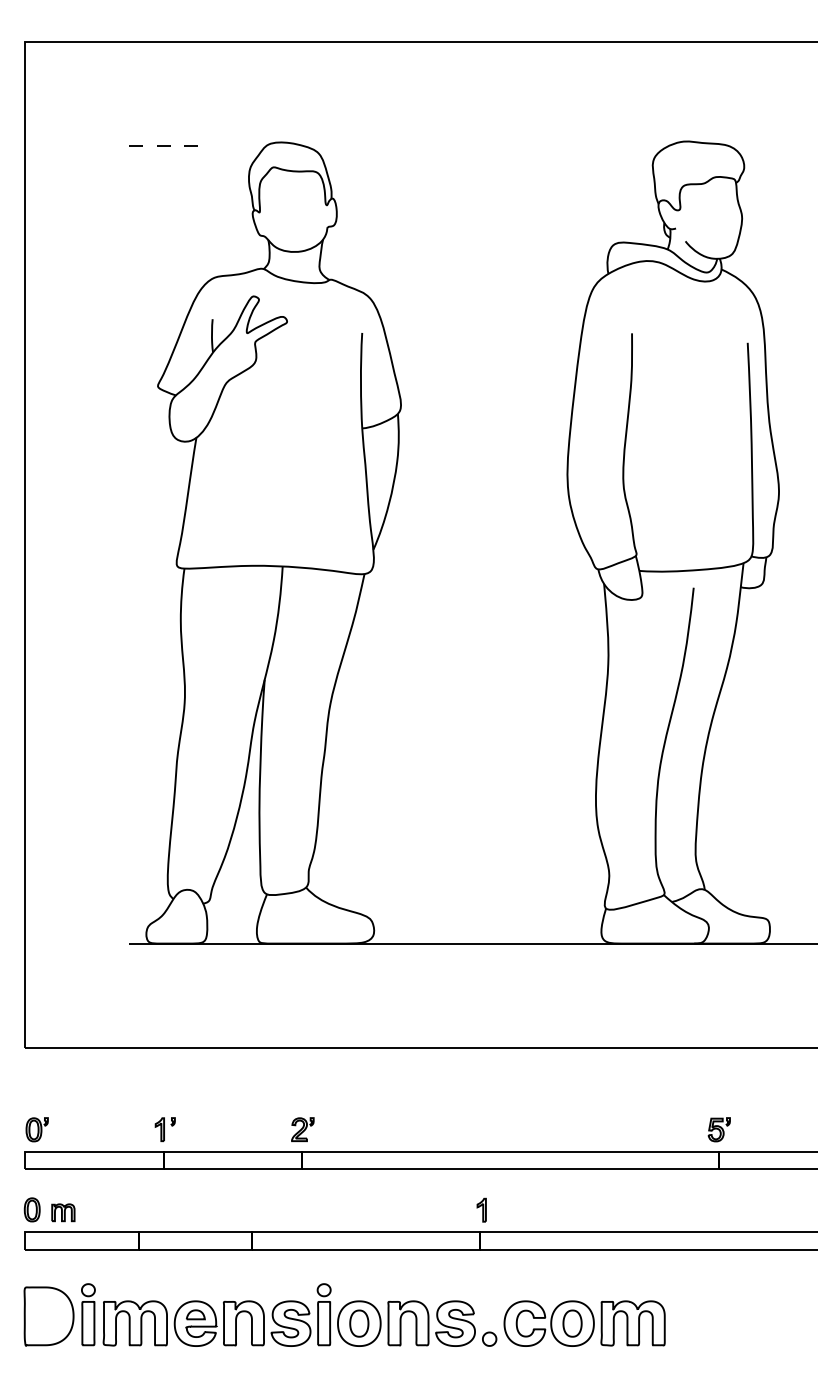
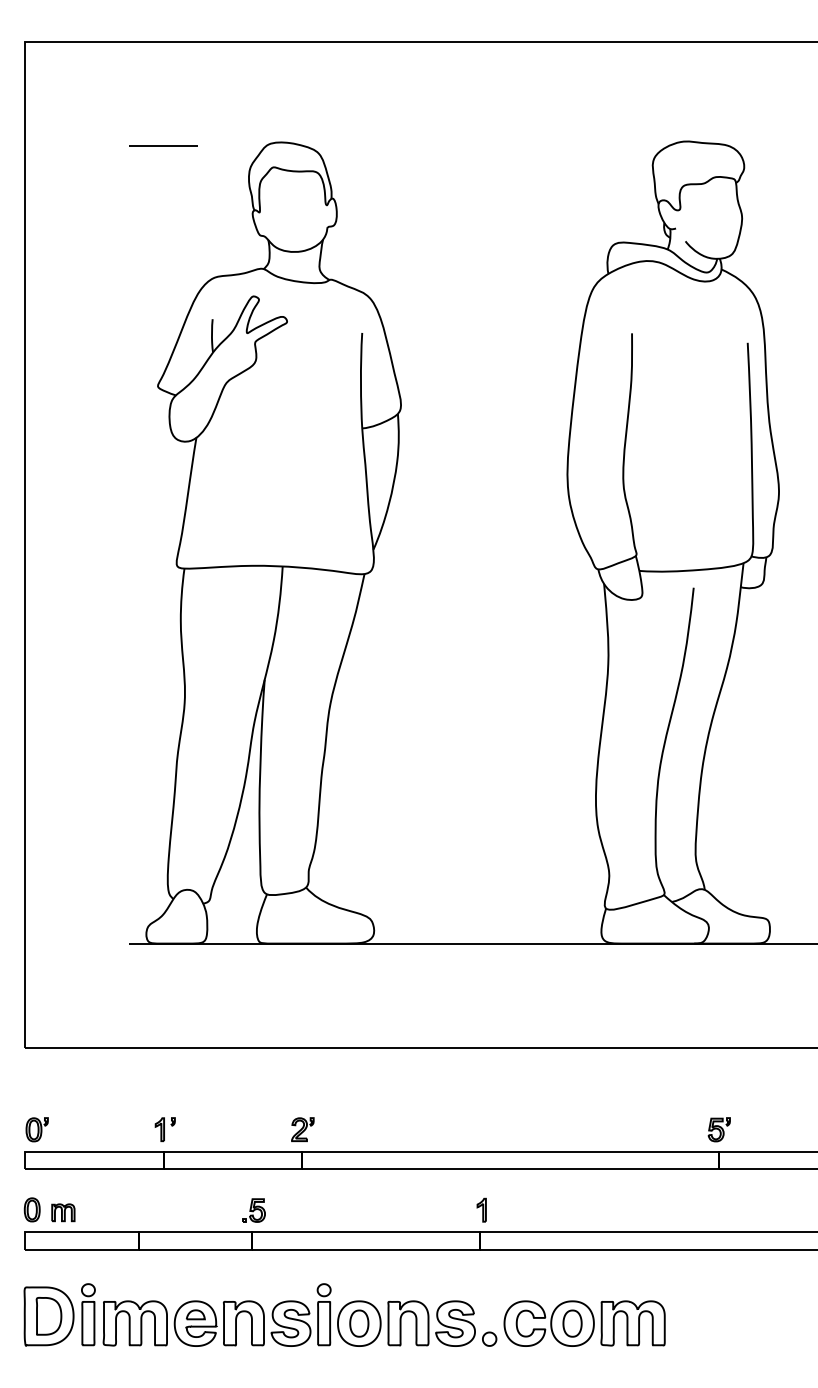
line: dashed -> solid (163, 145)
part: none -> present (253, 1210)
part: none -> present (48, 1316)
